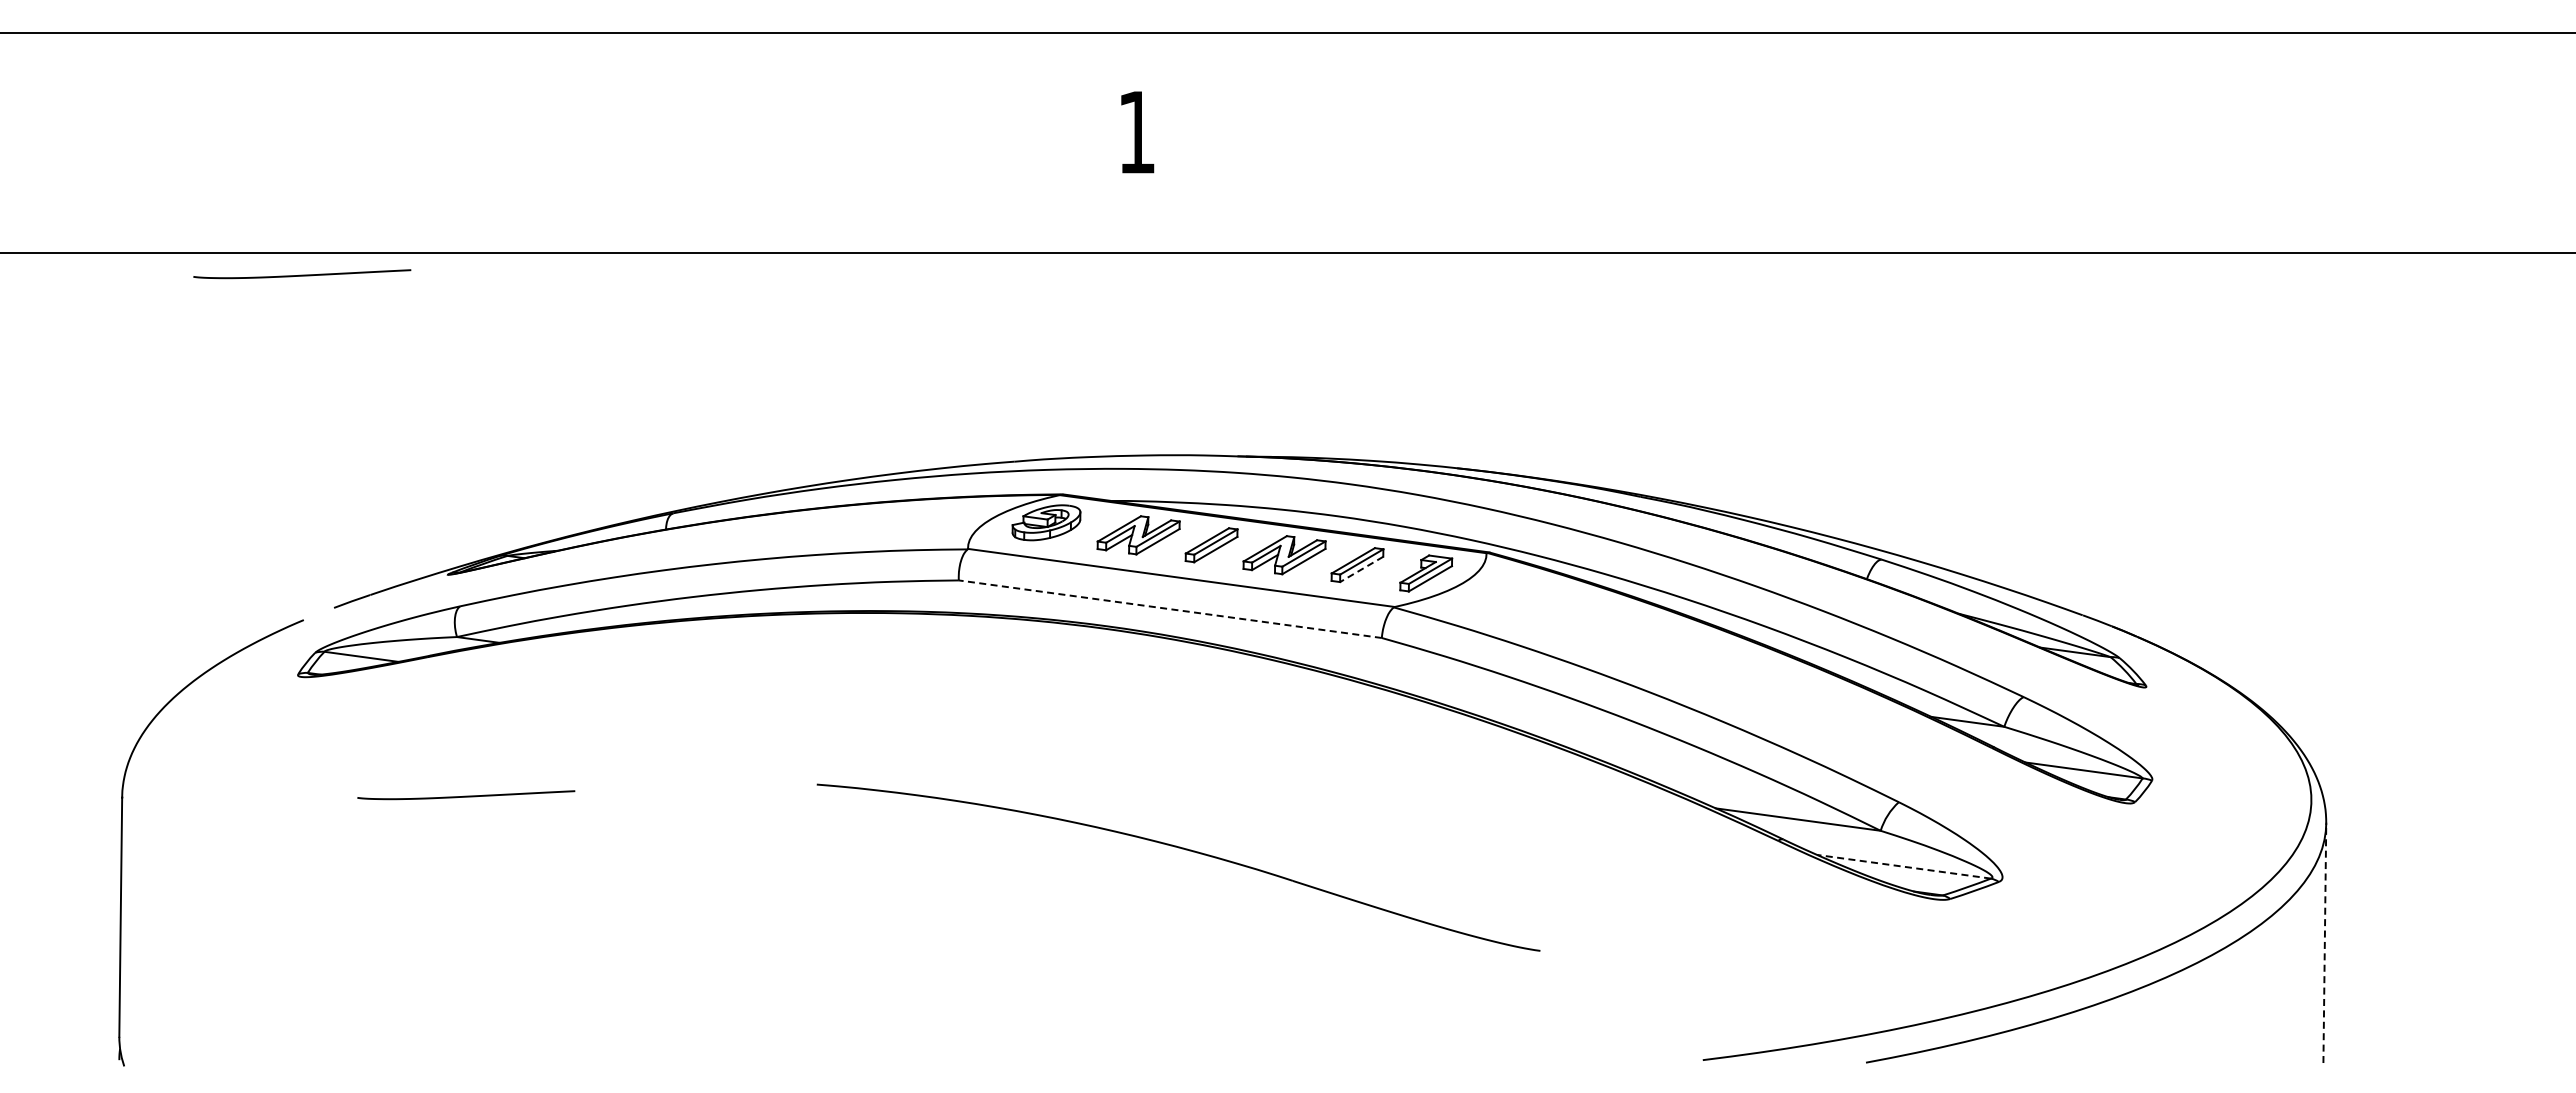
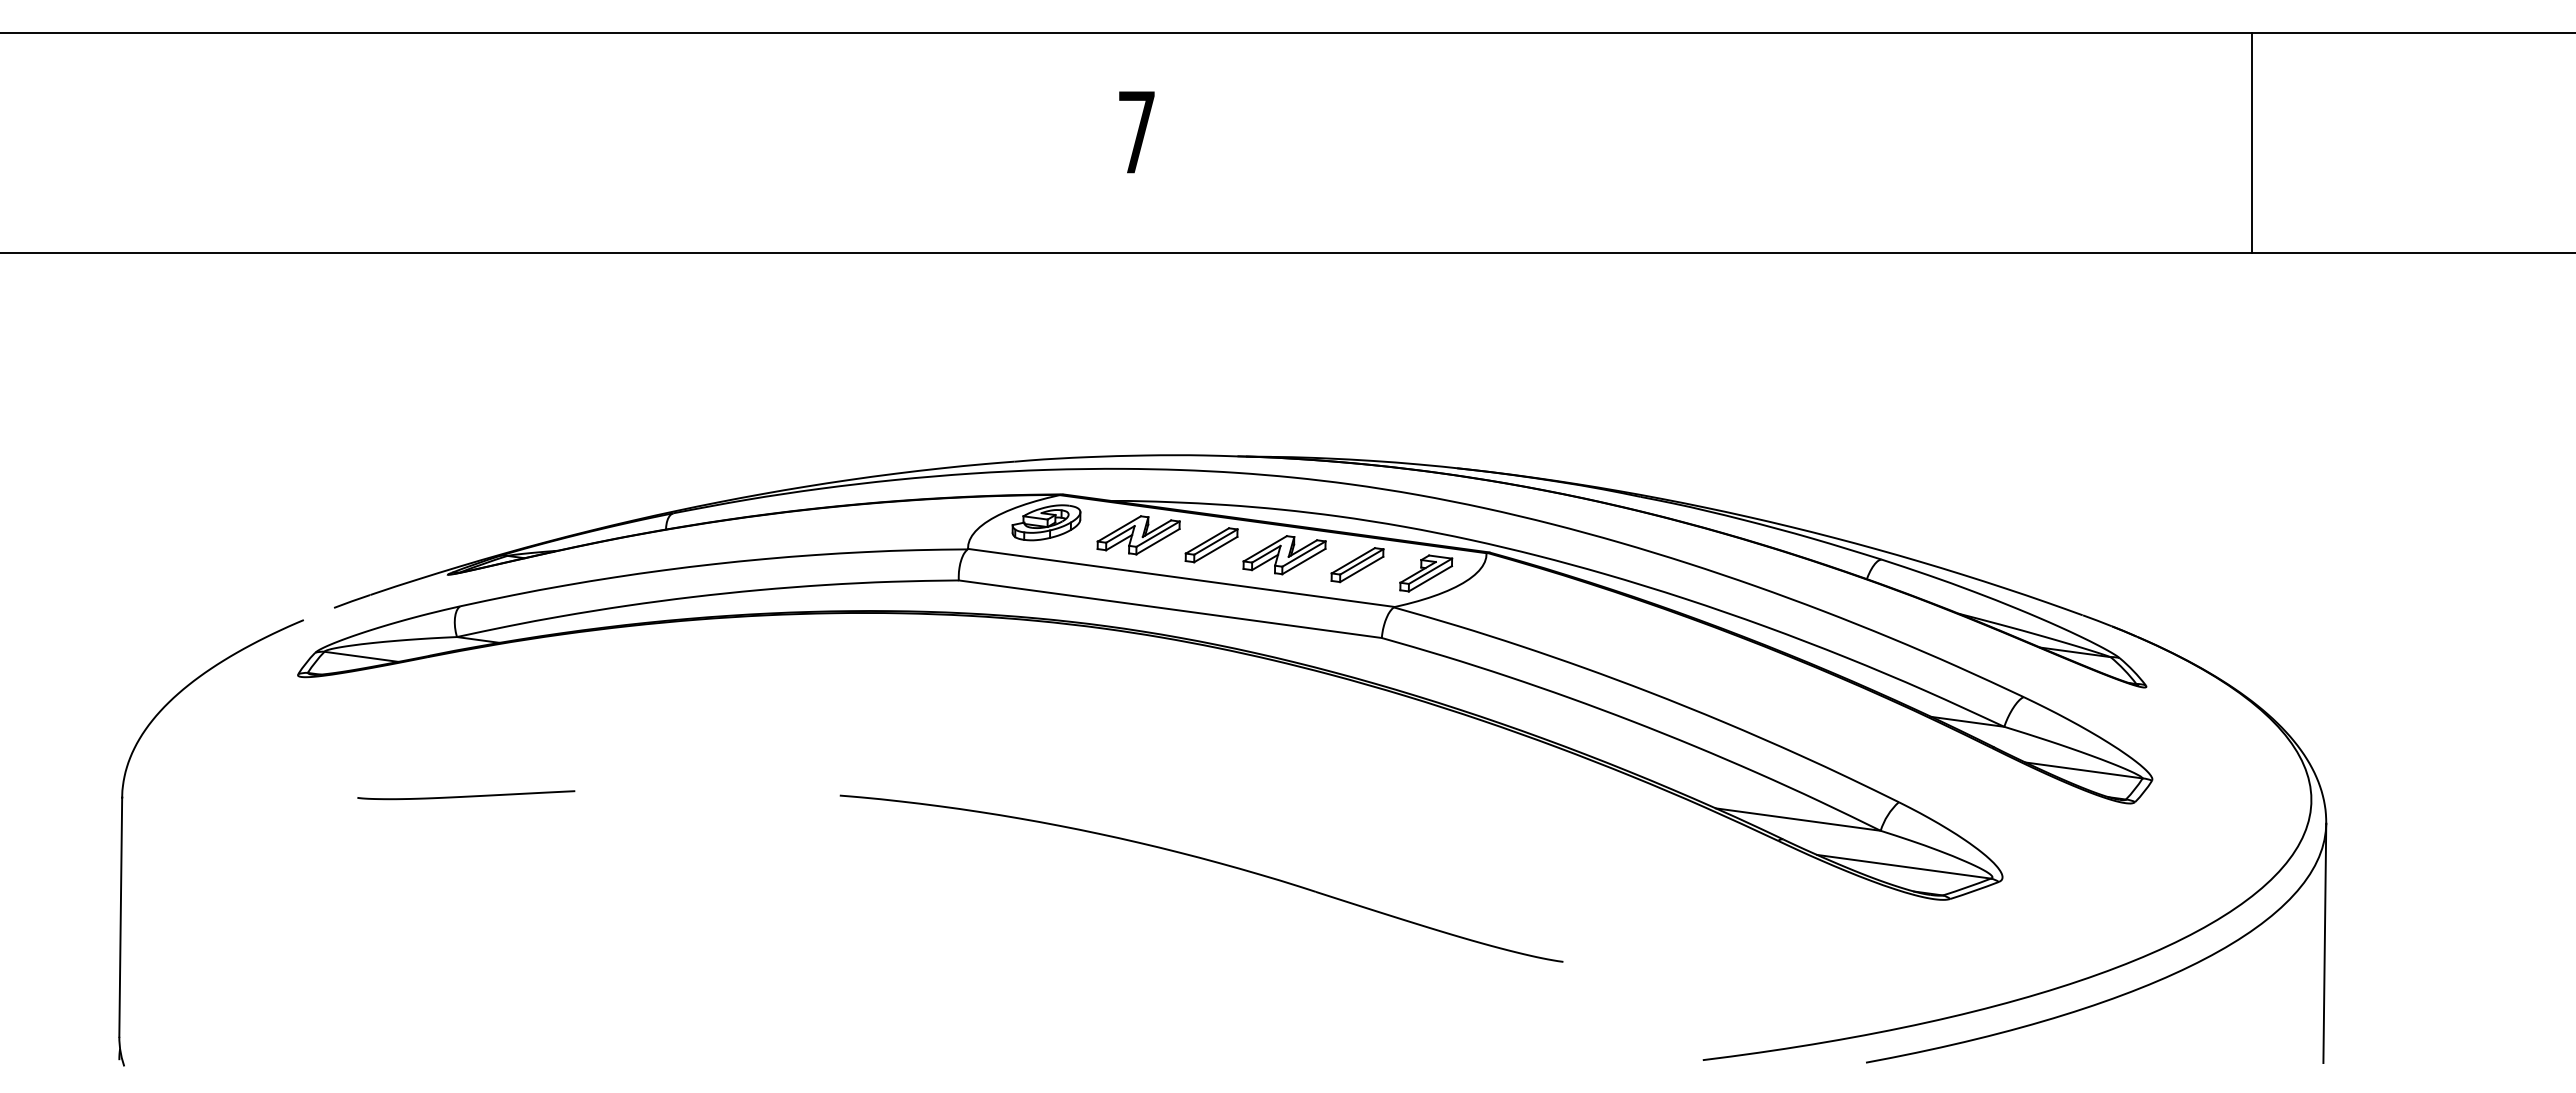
text: 1 -> 7 (1136, 132)
line: none -> present (2251, 142)
curve: present -> none (302, 274)
line: dashed -> solid (1361, 569)
line: dashed -> solid (1169, 609)
part position: (1185, 850) -> (1208, 861) (1208, 861)
line: dashed -> solid (1904, 866)
line: dashed -> solid (2324, 943)
